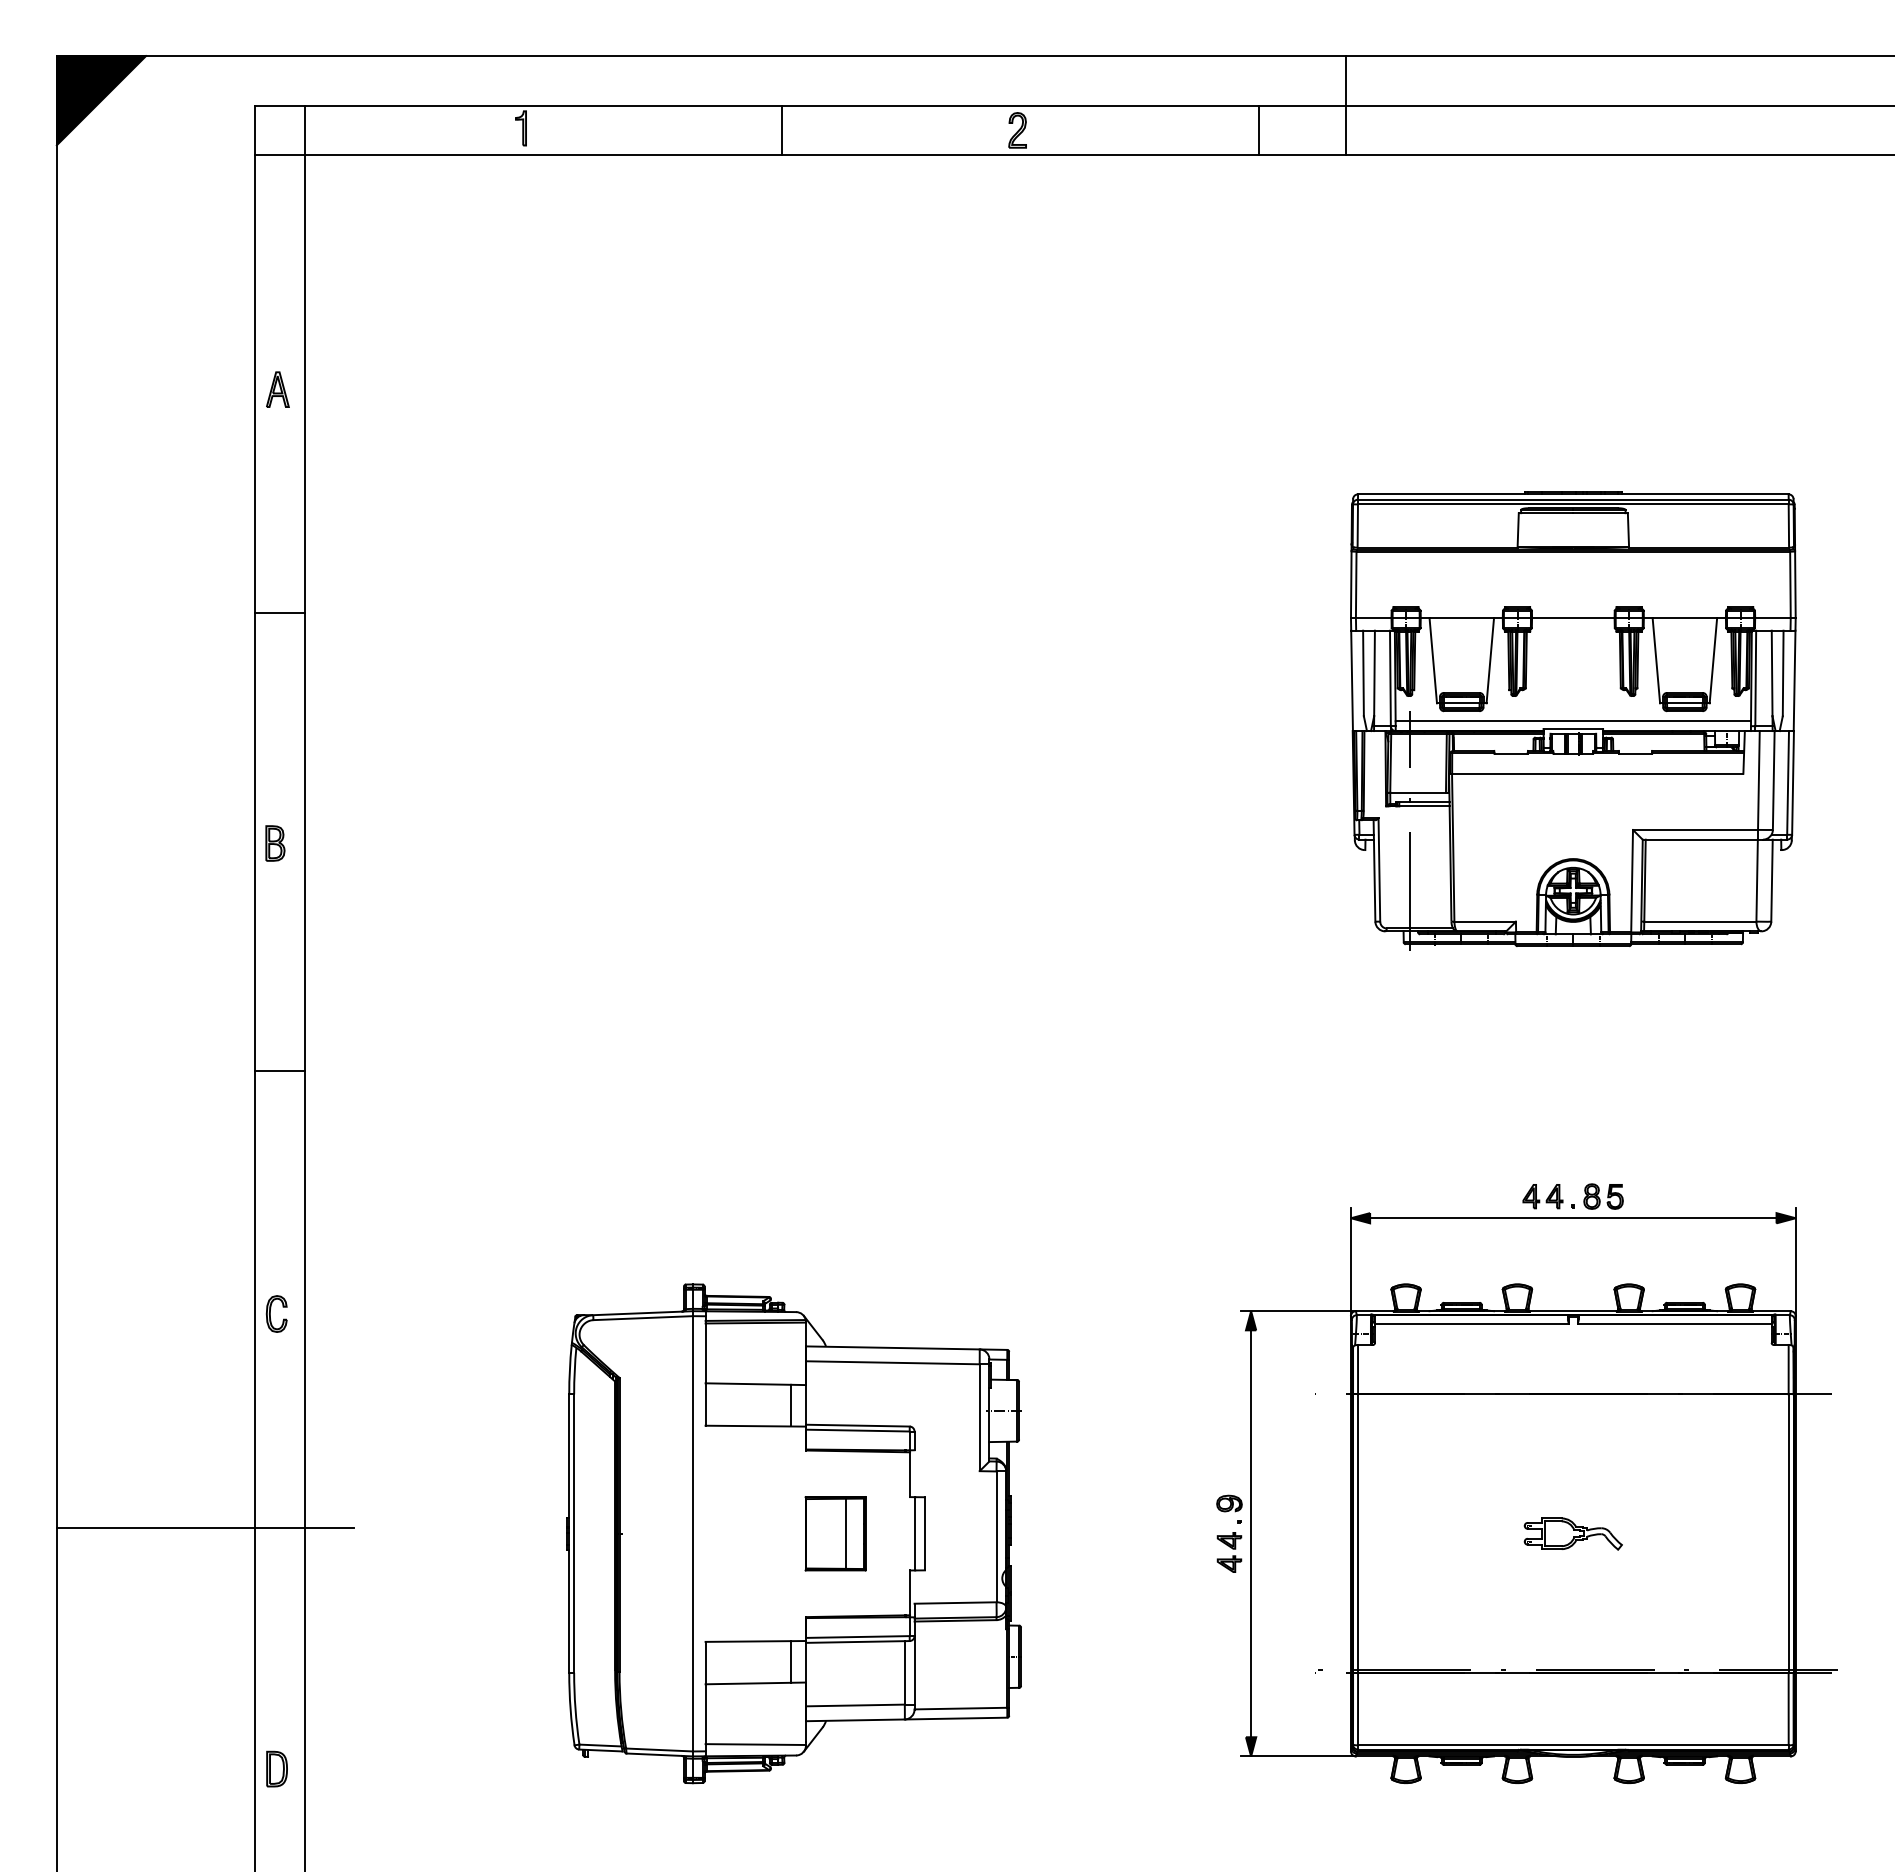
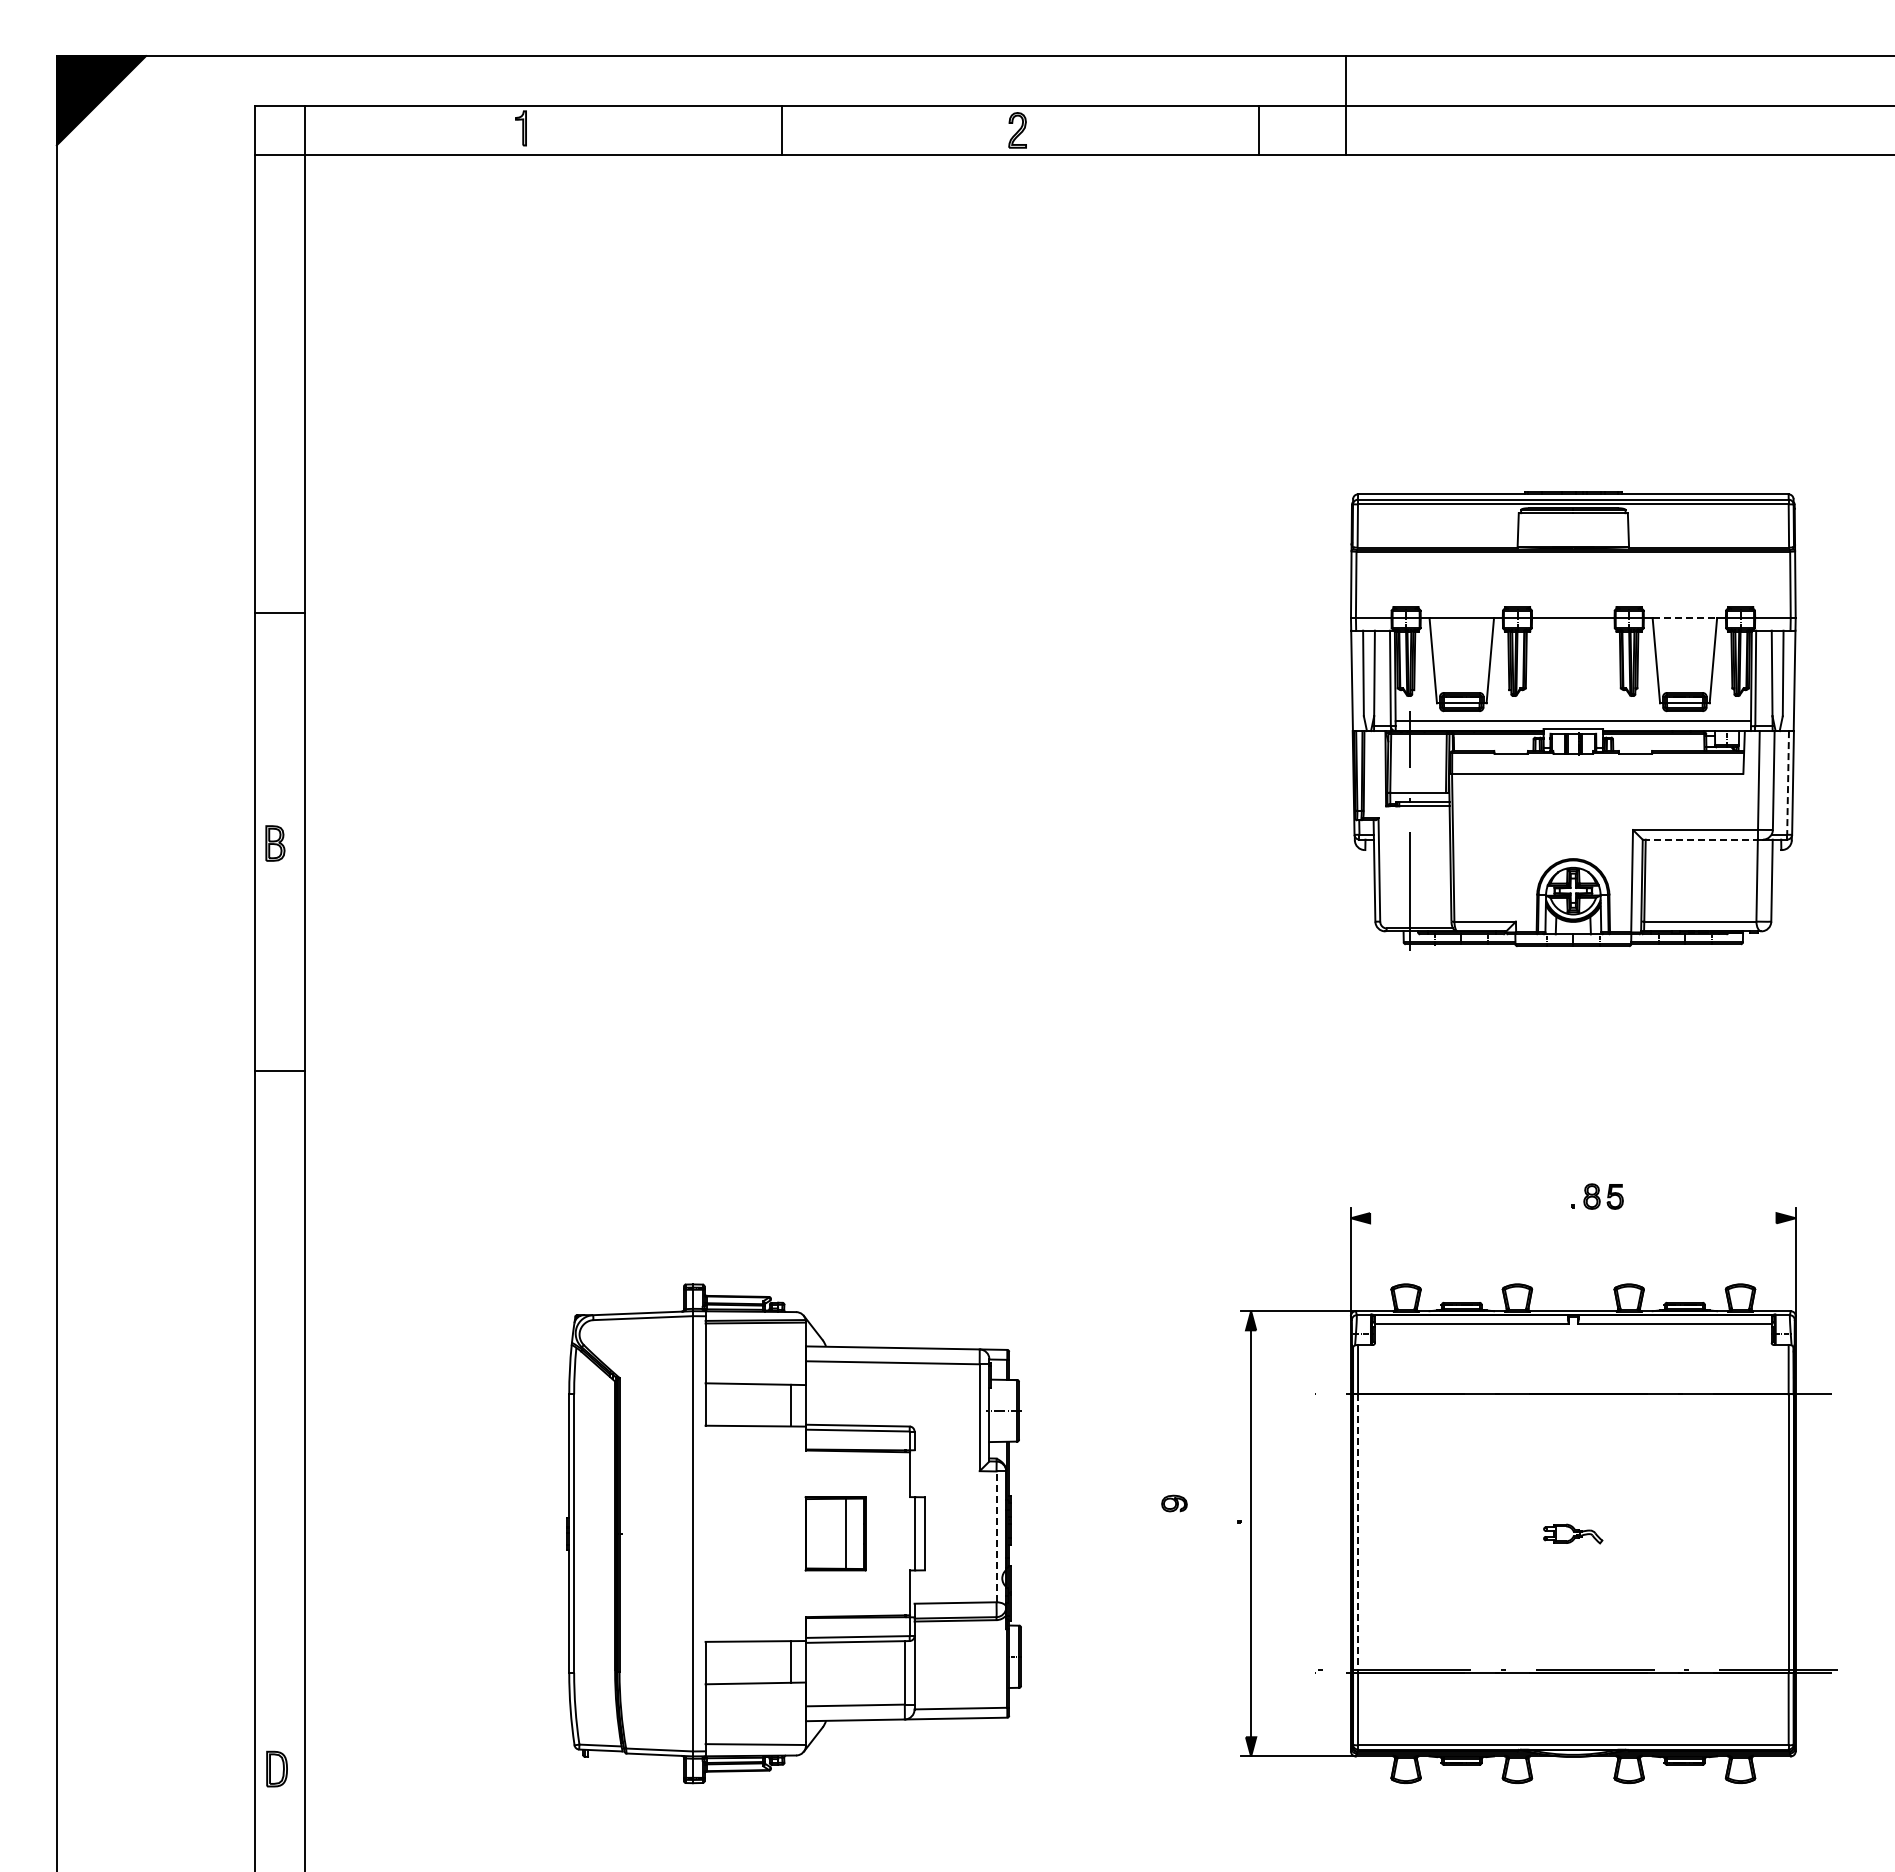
part: present -> none (277, 389)
line: solid -> dashed (1685, 618)
line: solid -> dashed (1788, 782)
line: solid -> dashed (1700, 839)
part: present -> none (1542, 1196)
line: present -> none (1573, 1218)
part: present -> none (276, 1313)
part position: (1229, 1503) -> (1174, 1503) (1174, 1503)
line: present -> none (205, 1528)
part size: 100x34 px -> 61x22 px (1573, 1533)
line: solid -> dashed (1358, 1534)
line: solid -> dashed (996, 1536)
part: present -> none (1229, 1552)
